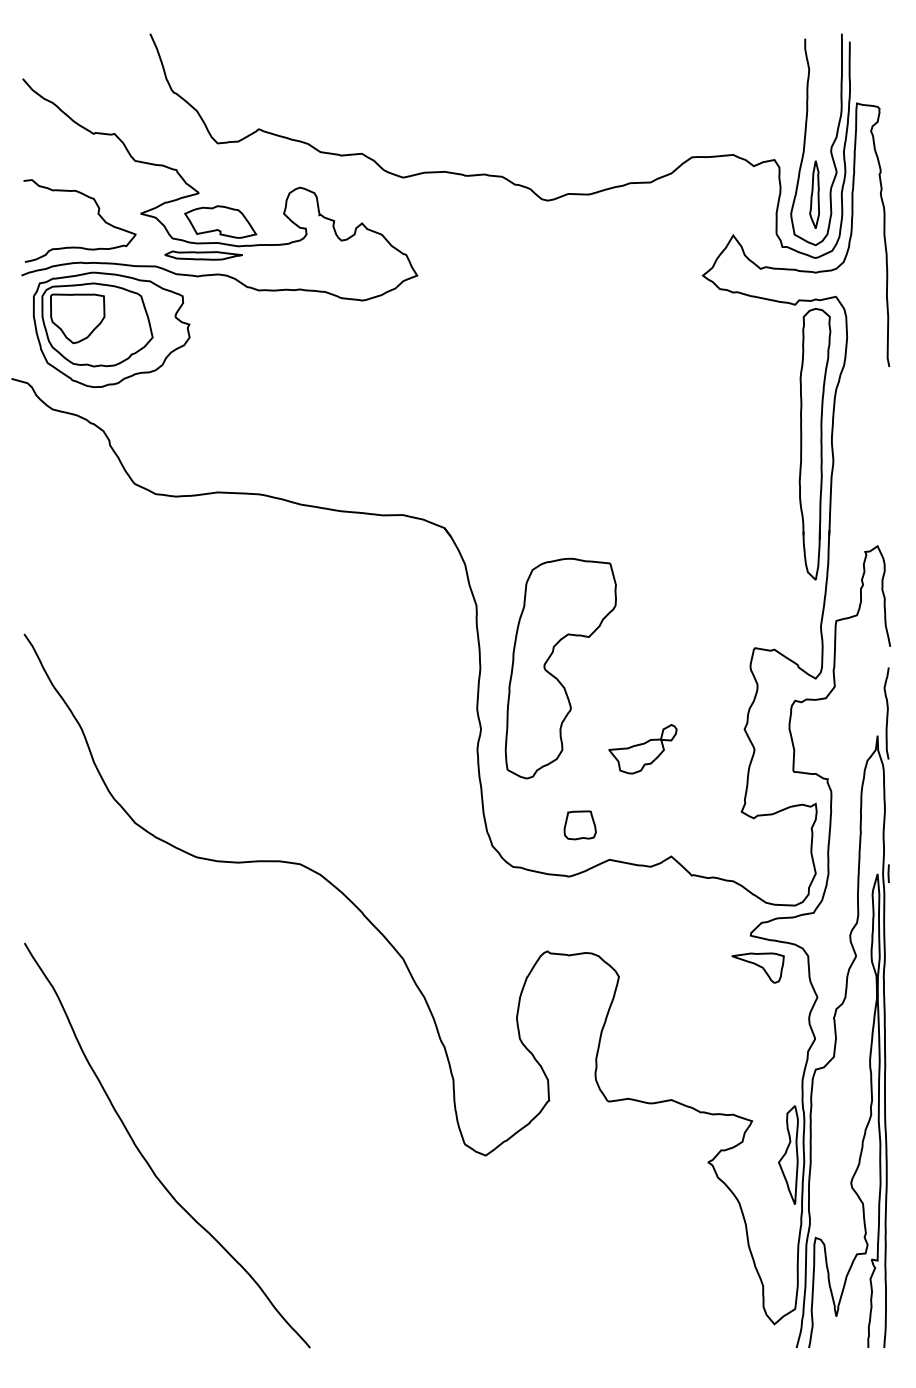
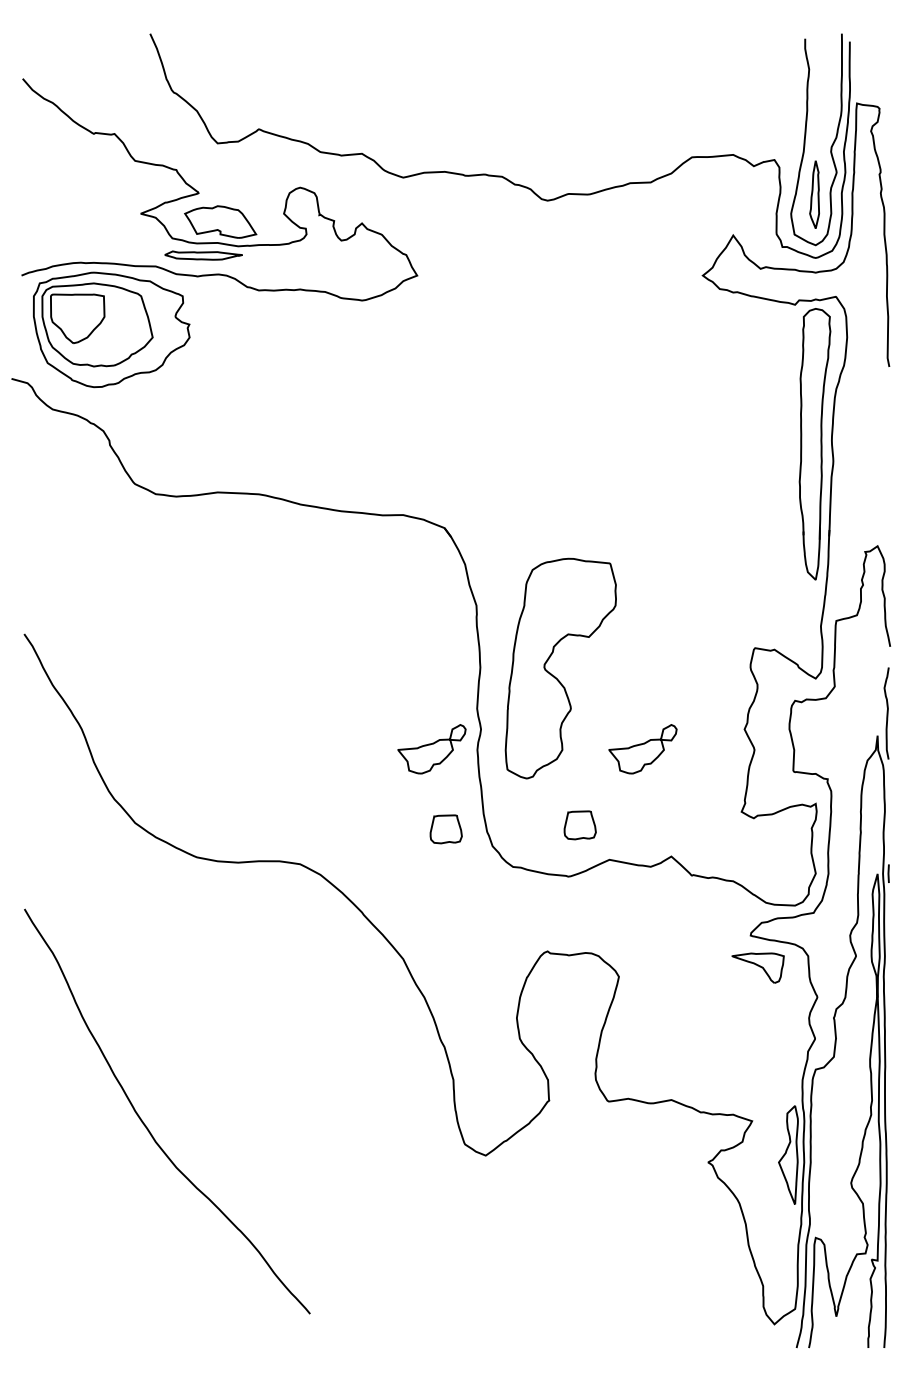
curve: present -> none (97, 214)
part: none -> present (431, 749)
part: none -> present (445, 829)
curve position: (146, 1159) -> (146, 1125) (146, 1125)
